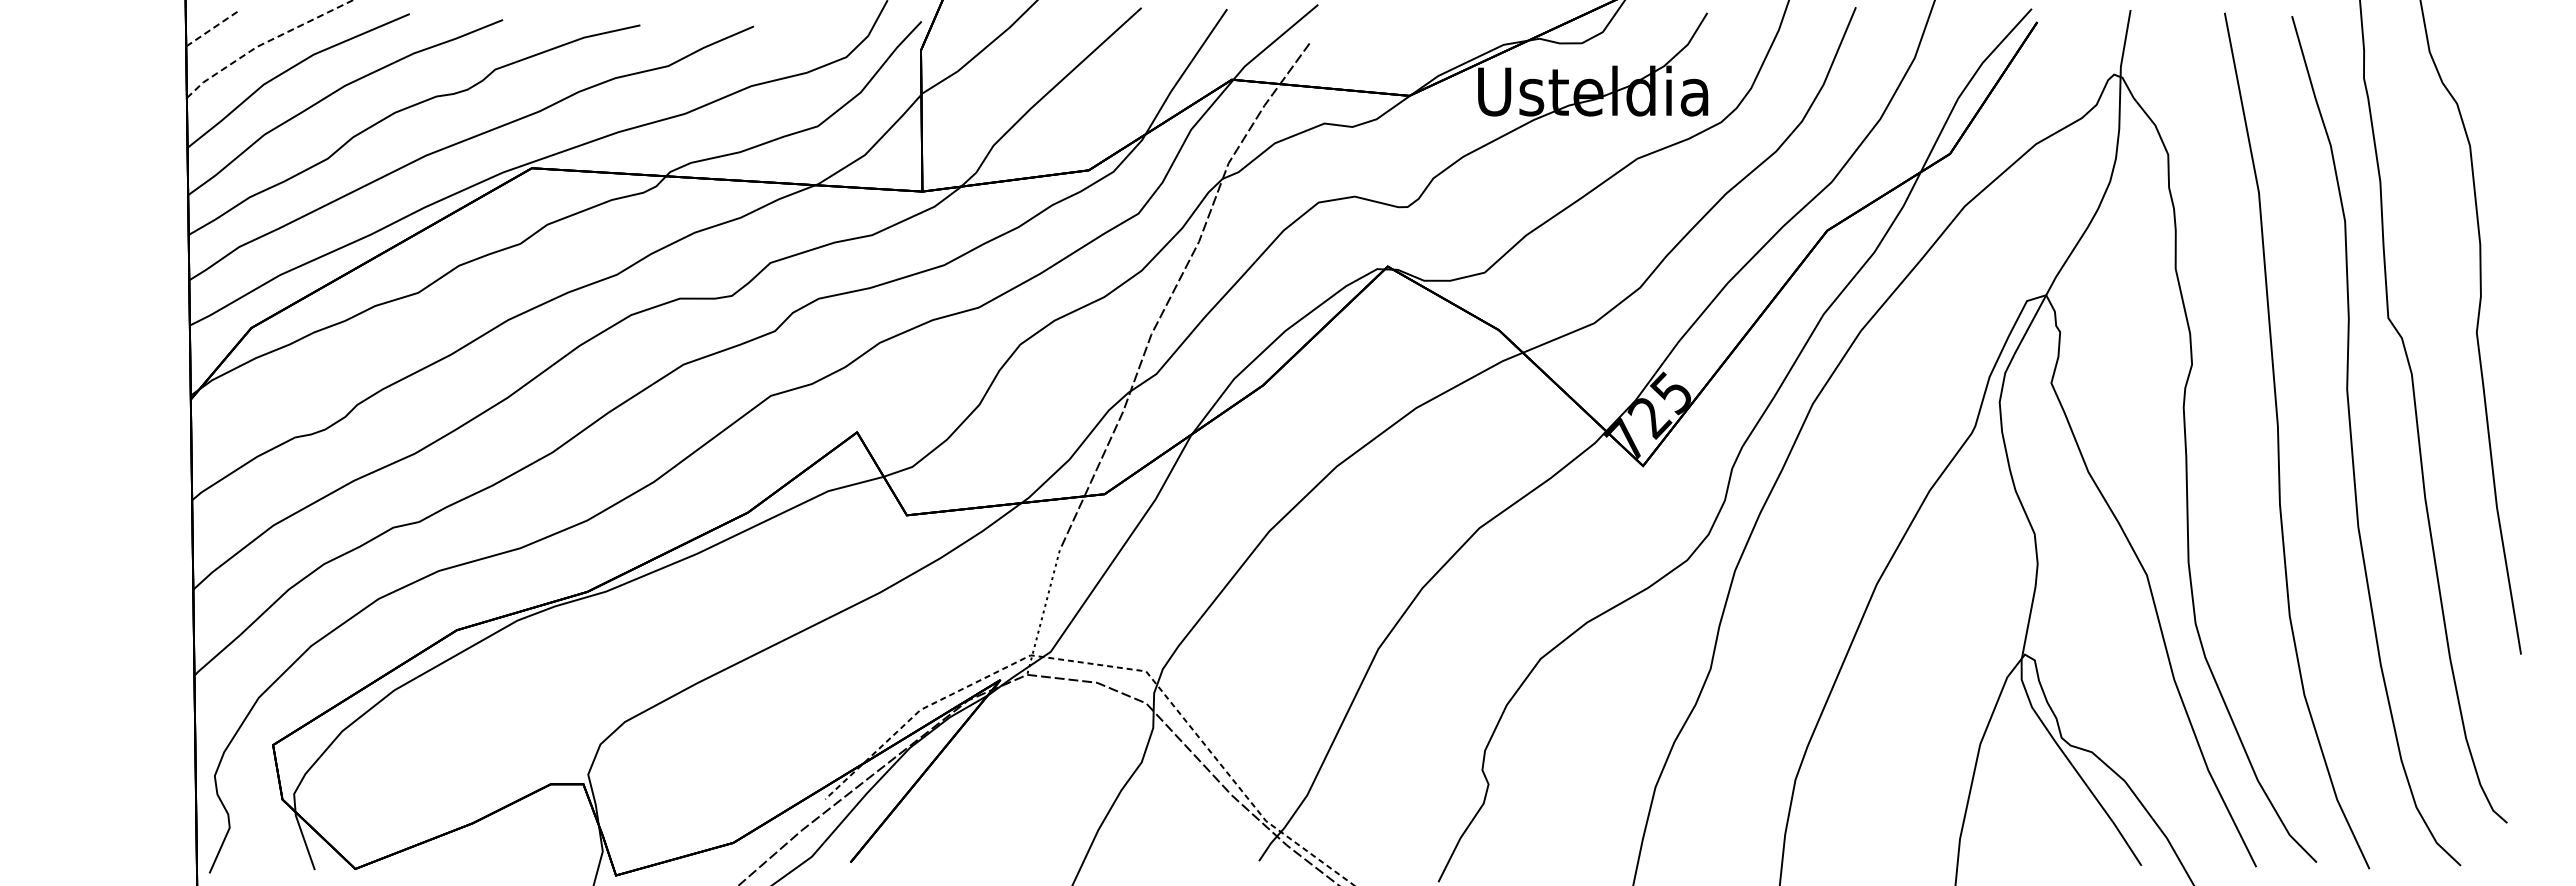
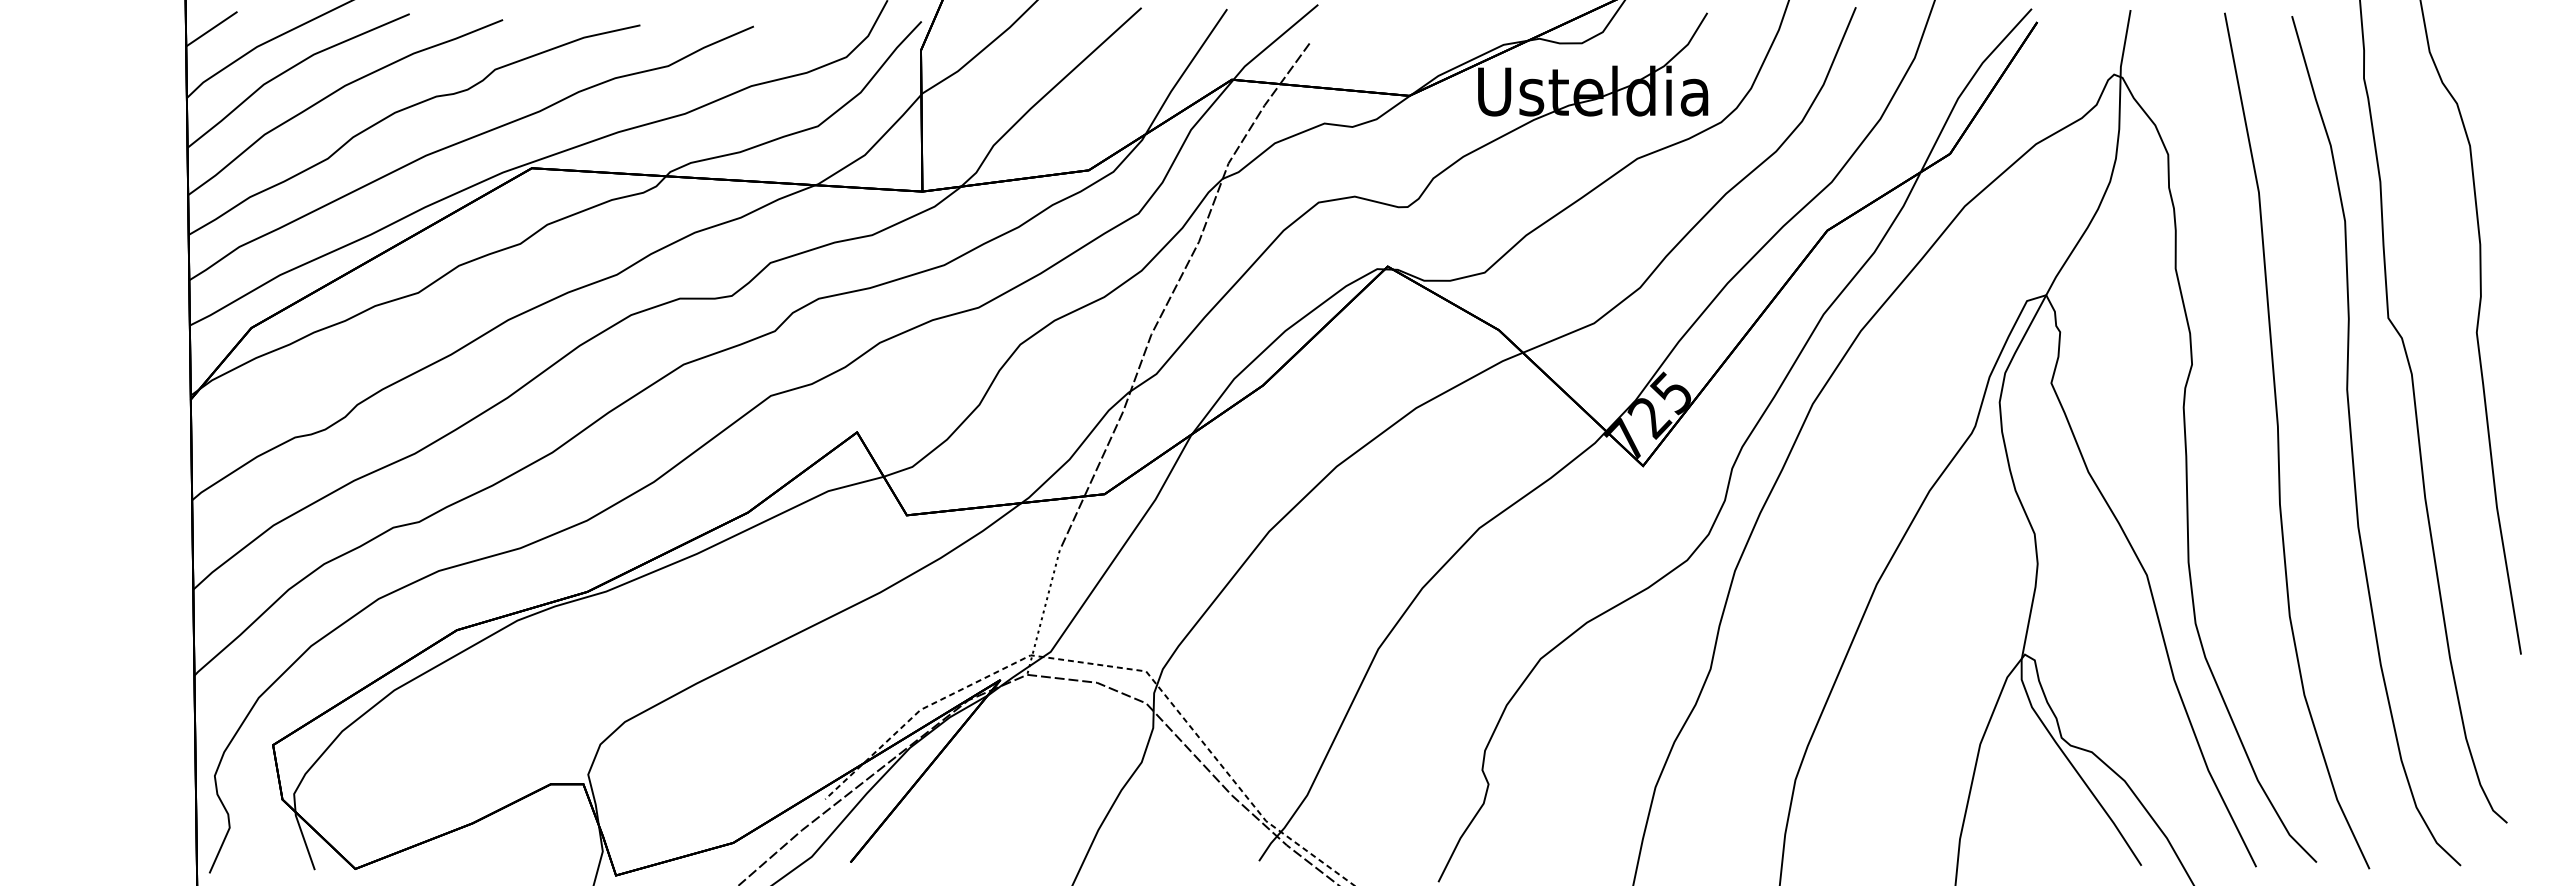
line: dashed -> solid (211, 29)
line: dashed -> solid (265, 42)
